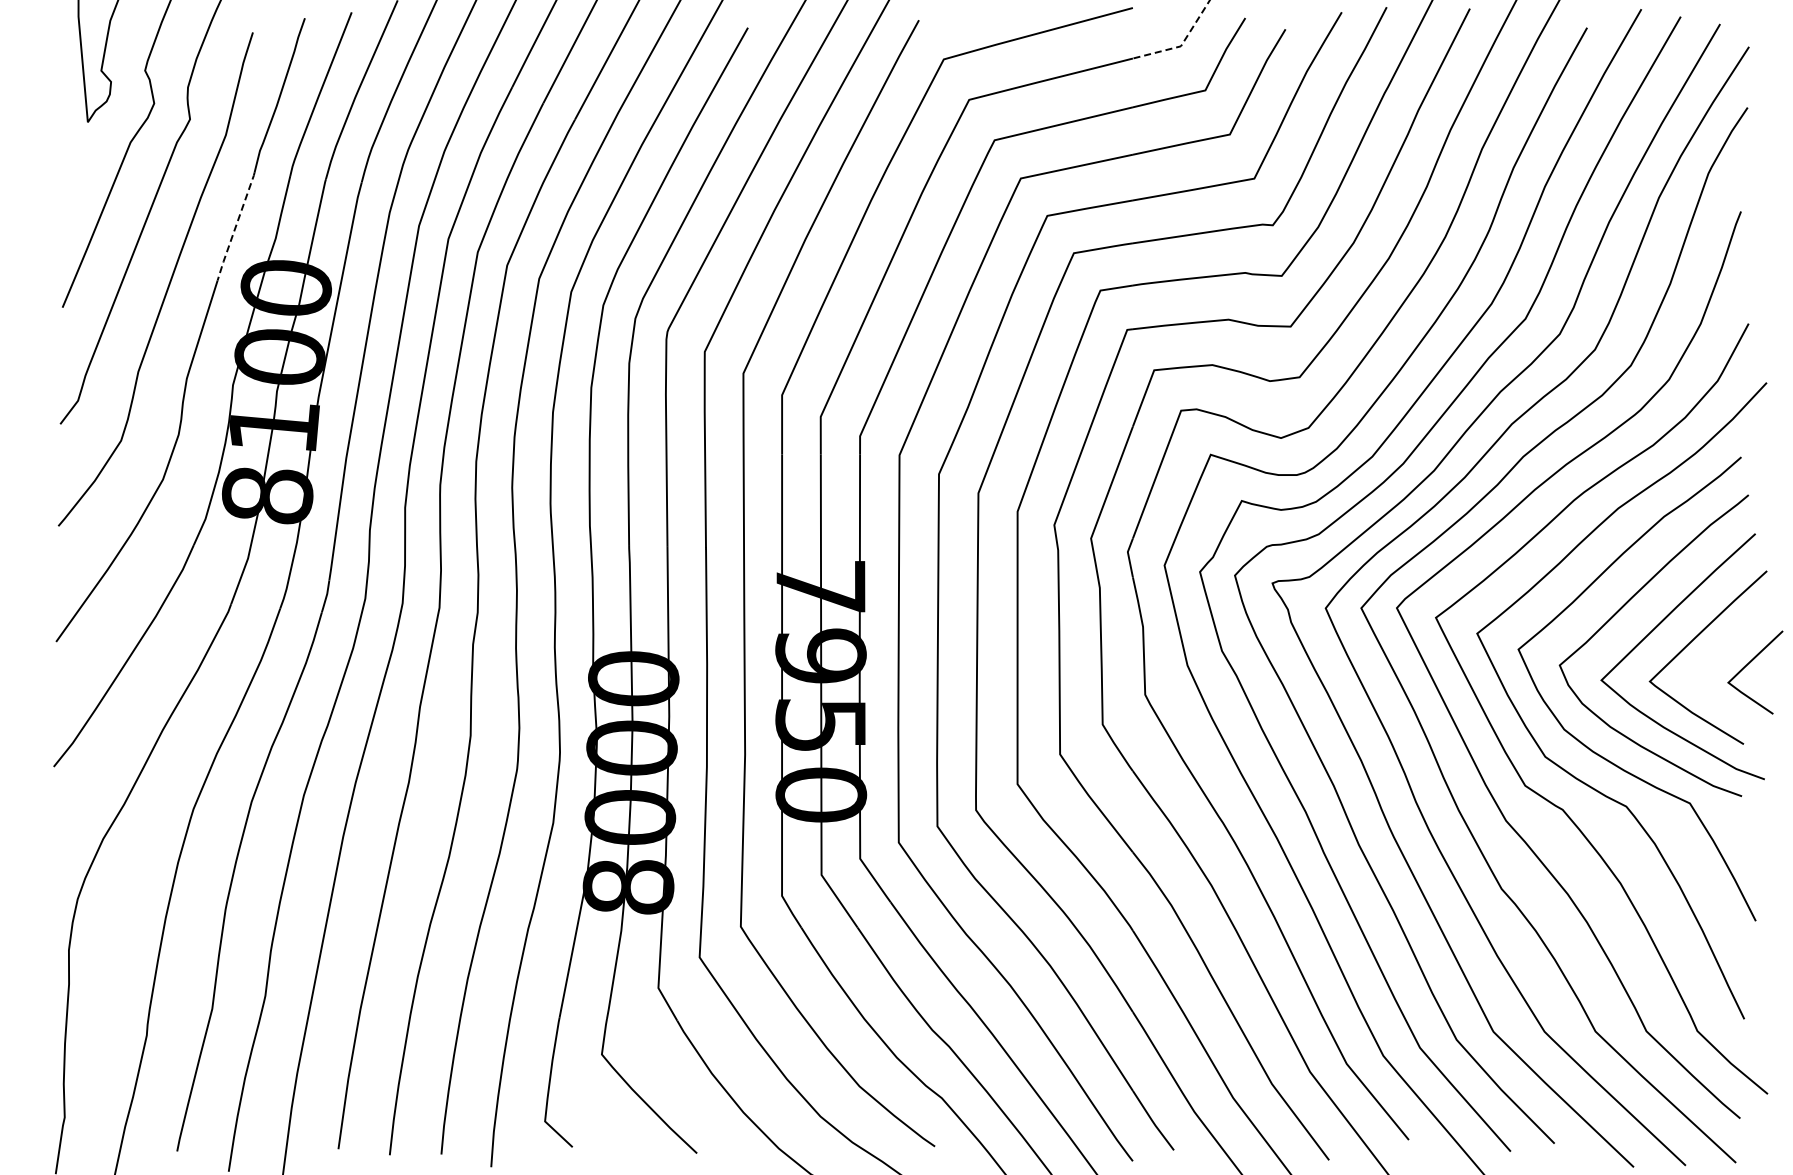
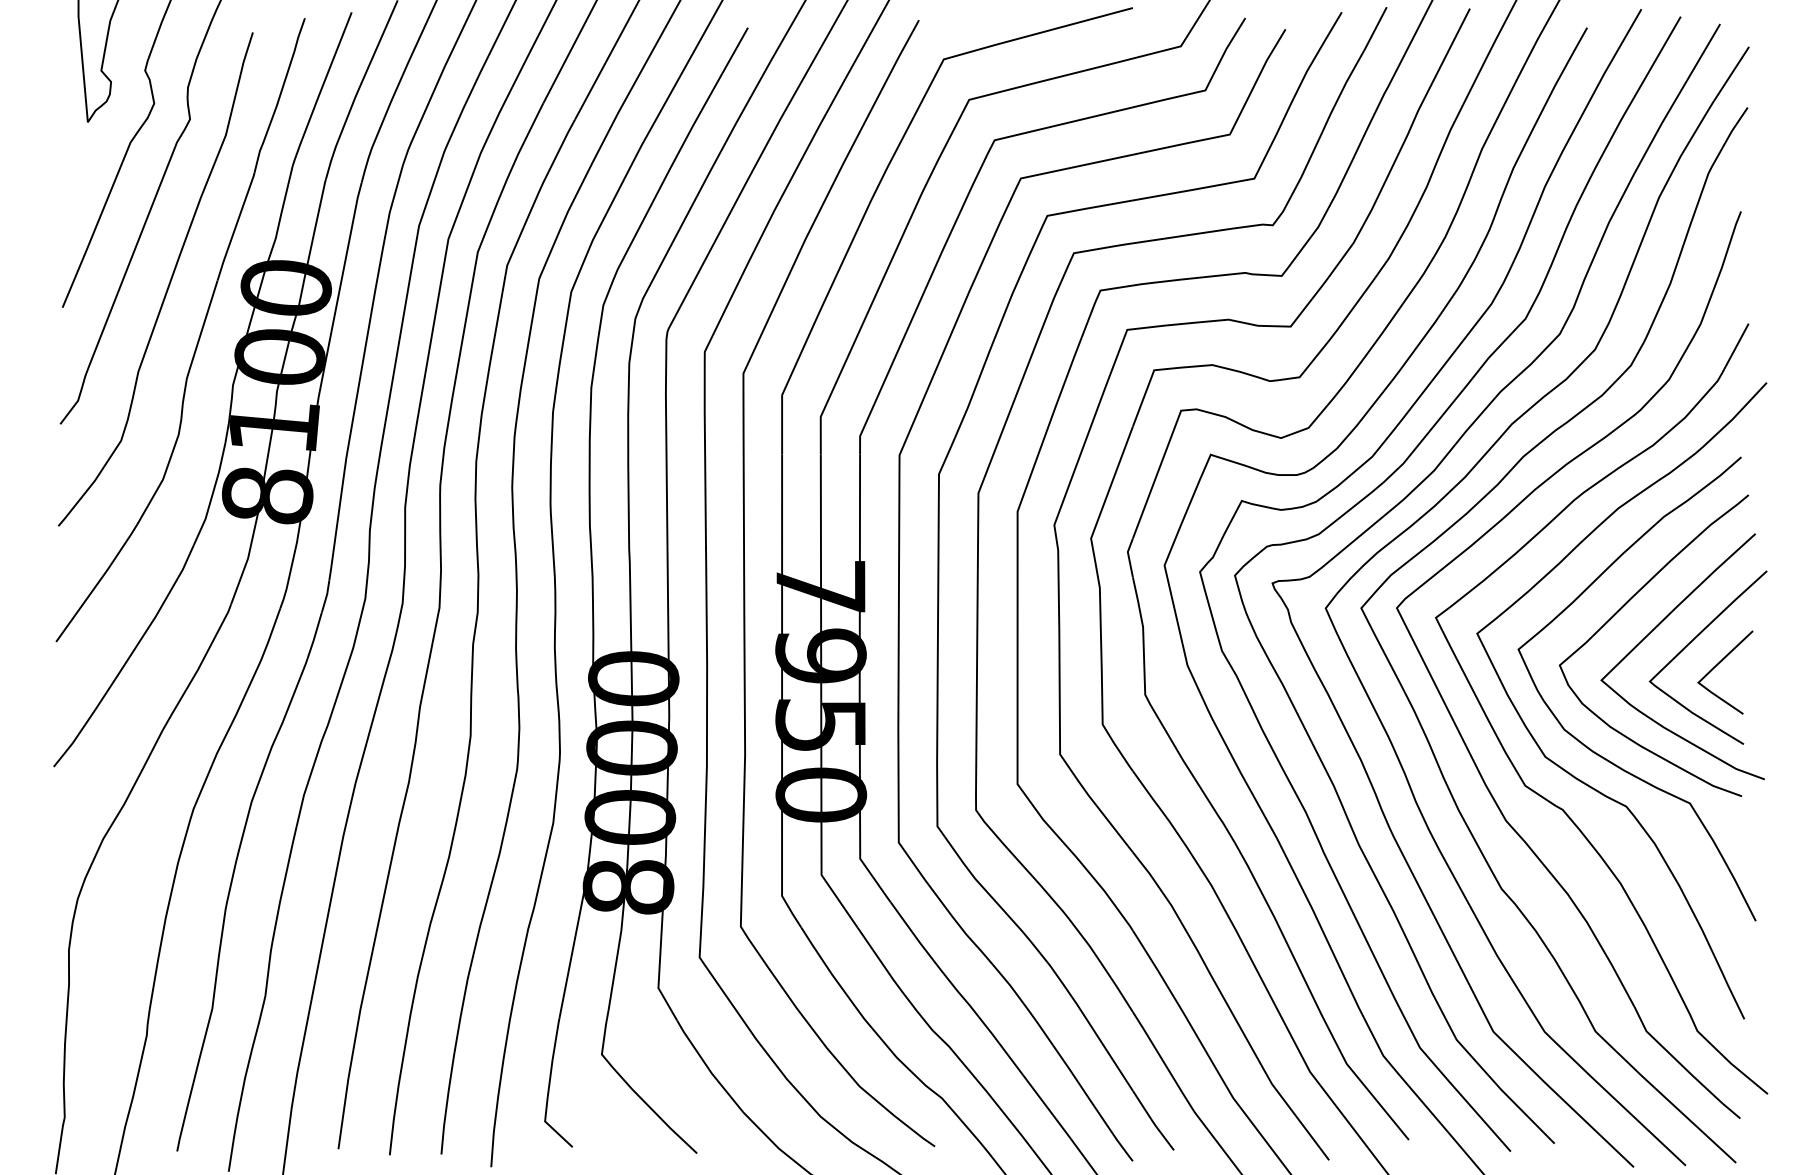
line: dashed -> solid (1182, 44)
line: dashed -> solid (235, 227)
line position: (1748, 664) -> (1718, 664) (1718, 664)
